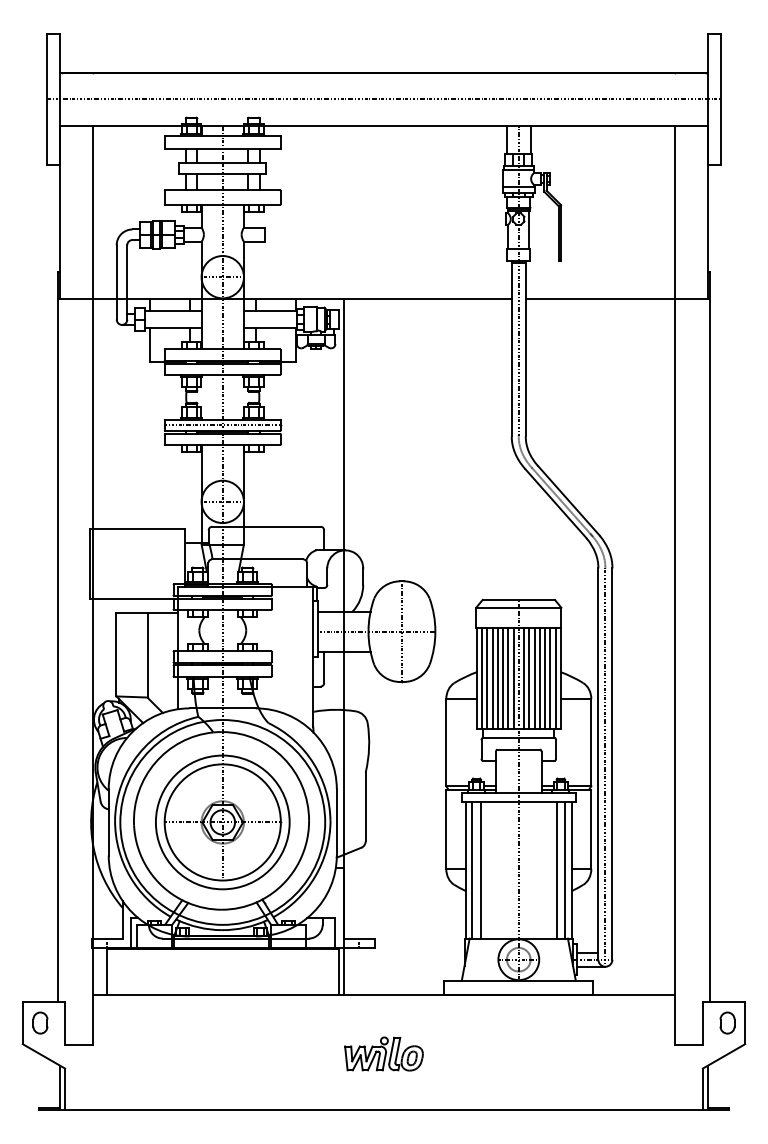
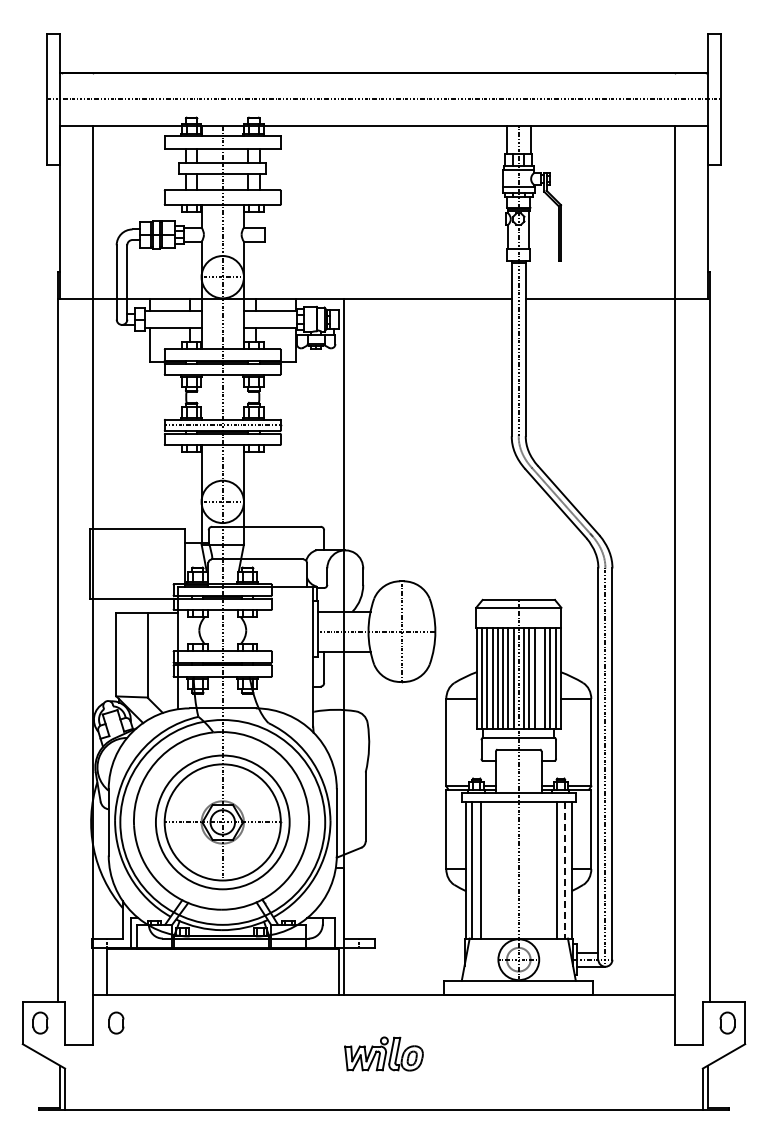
line: present -> none (539, 678)
line: solid -> dashed (565, 870)
part: none -> present (116, 1022)
